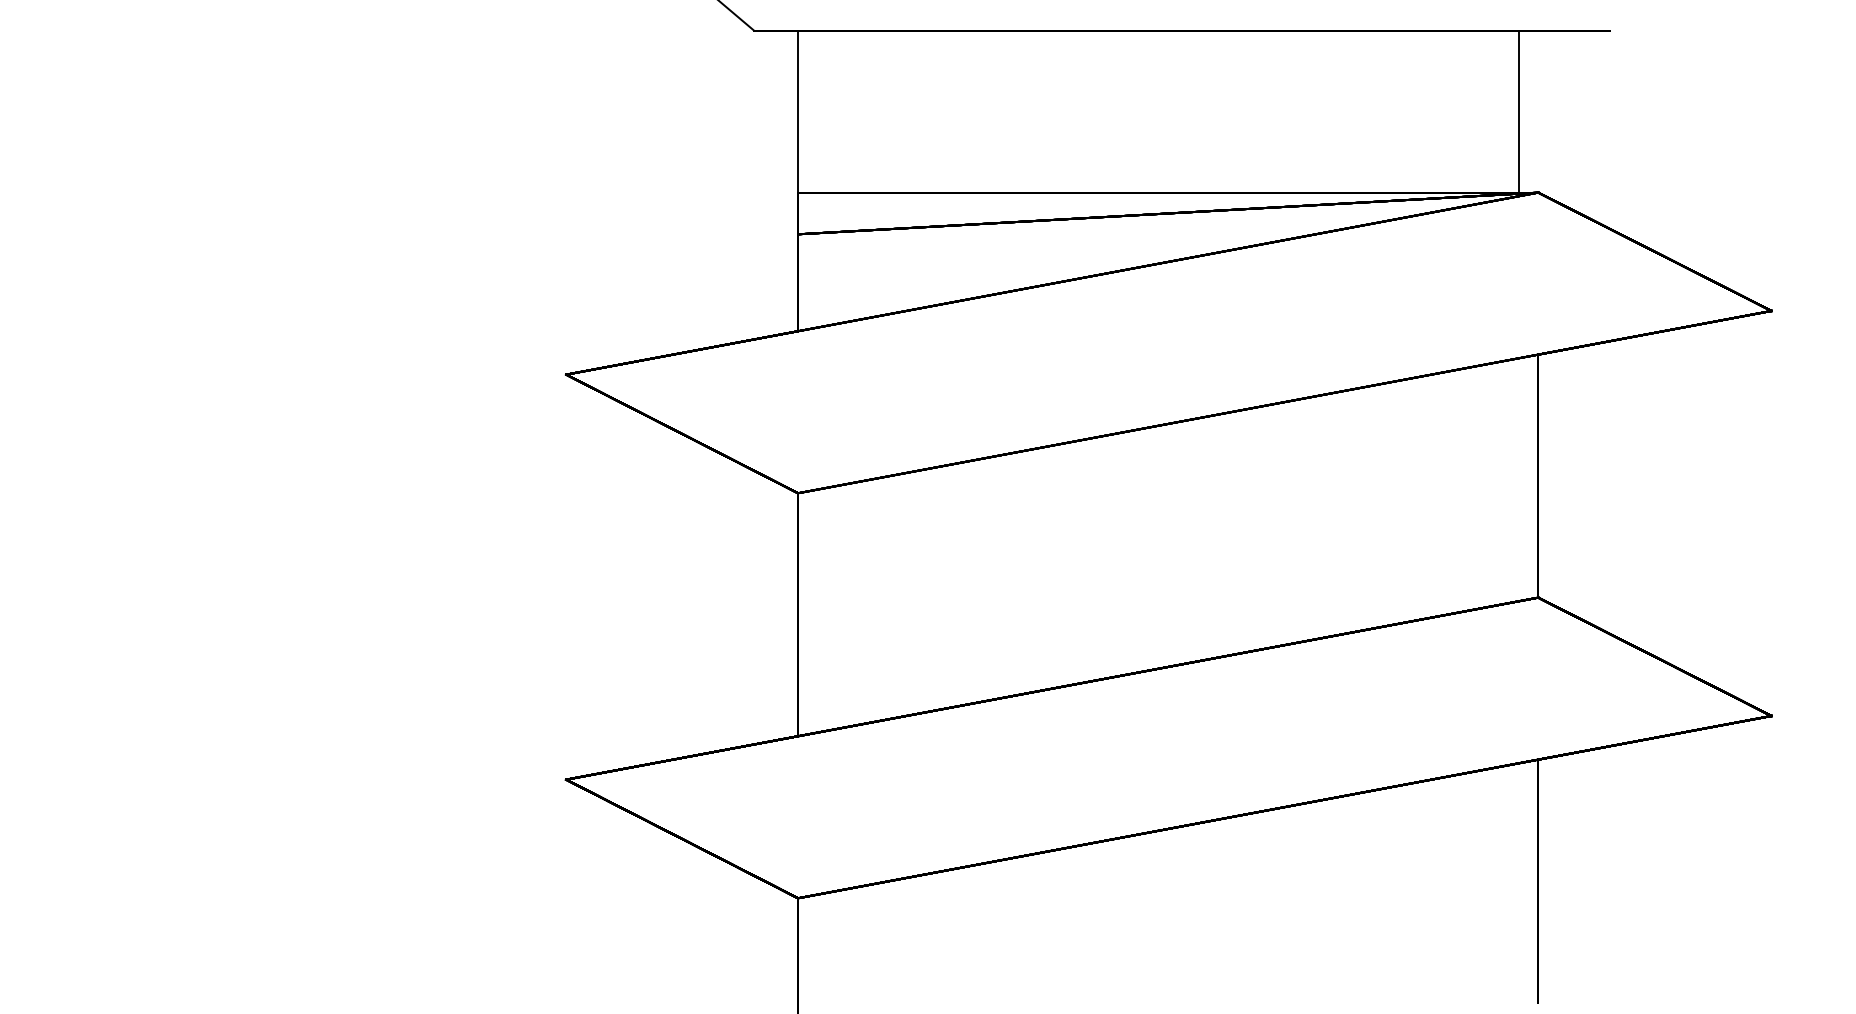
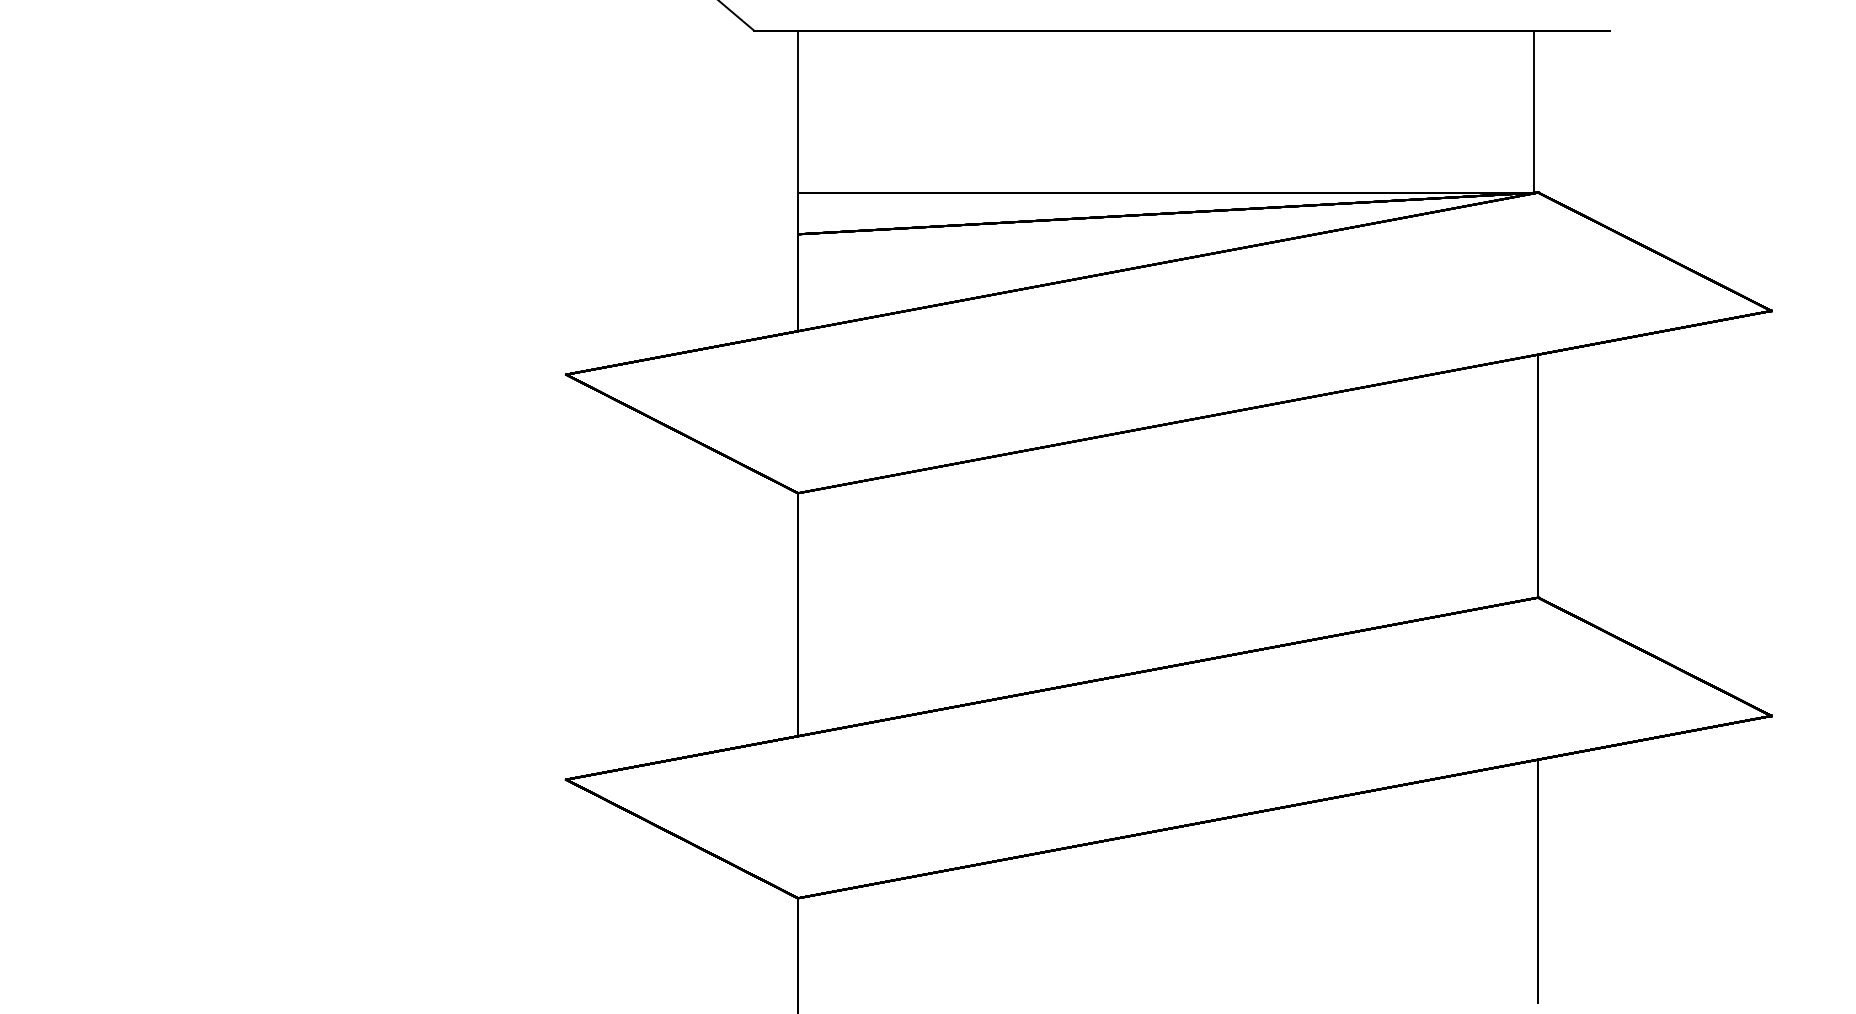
line position: (1518, 112) -> (1533, 112) (1533, 112)
